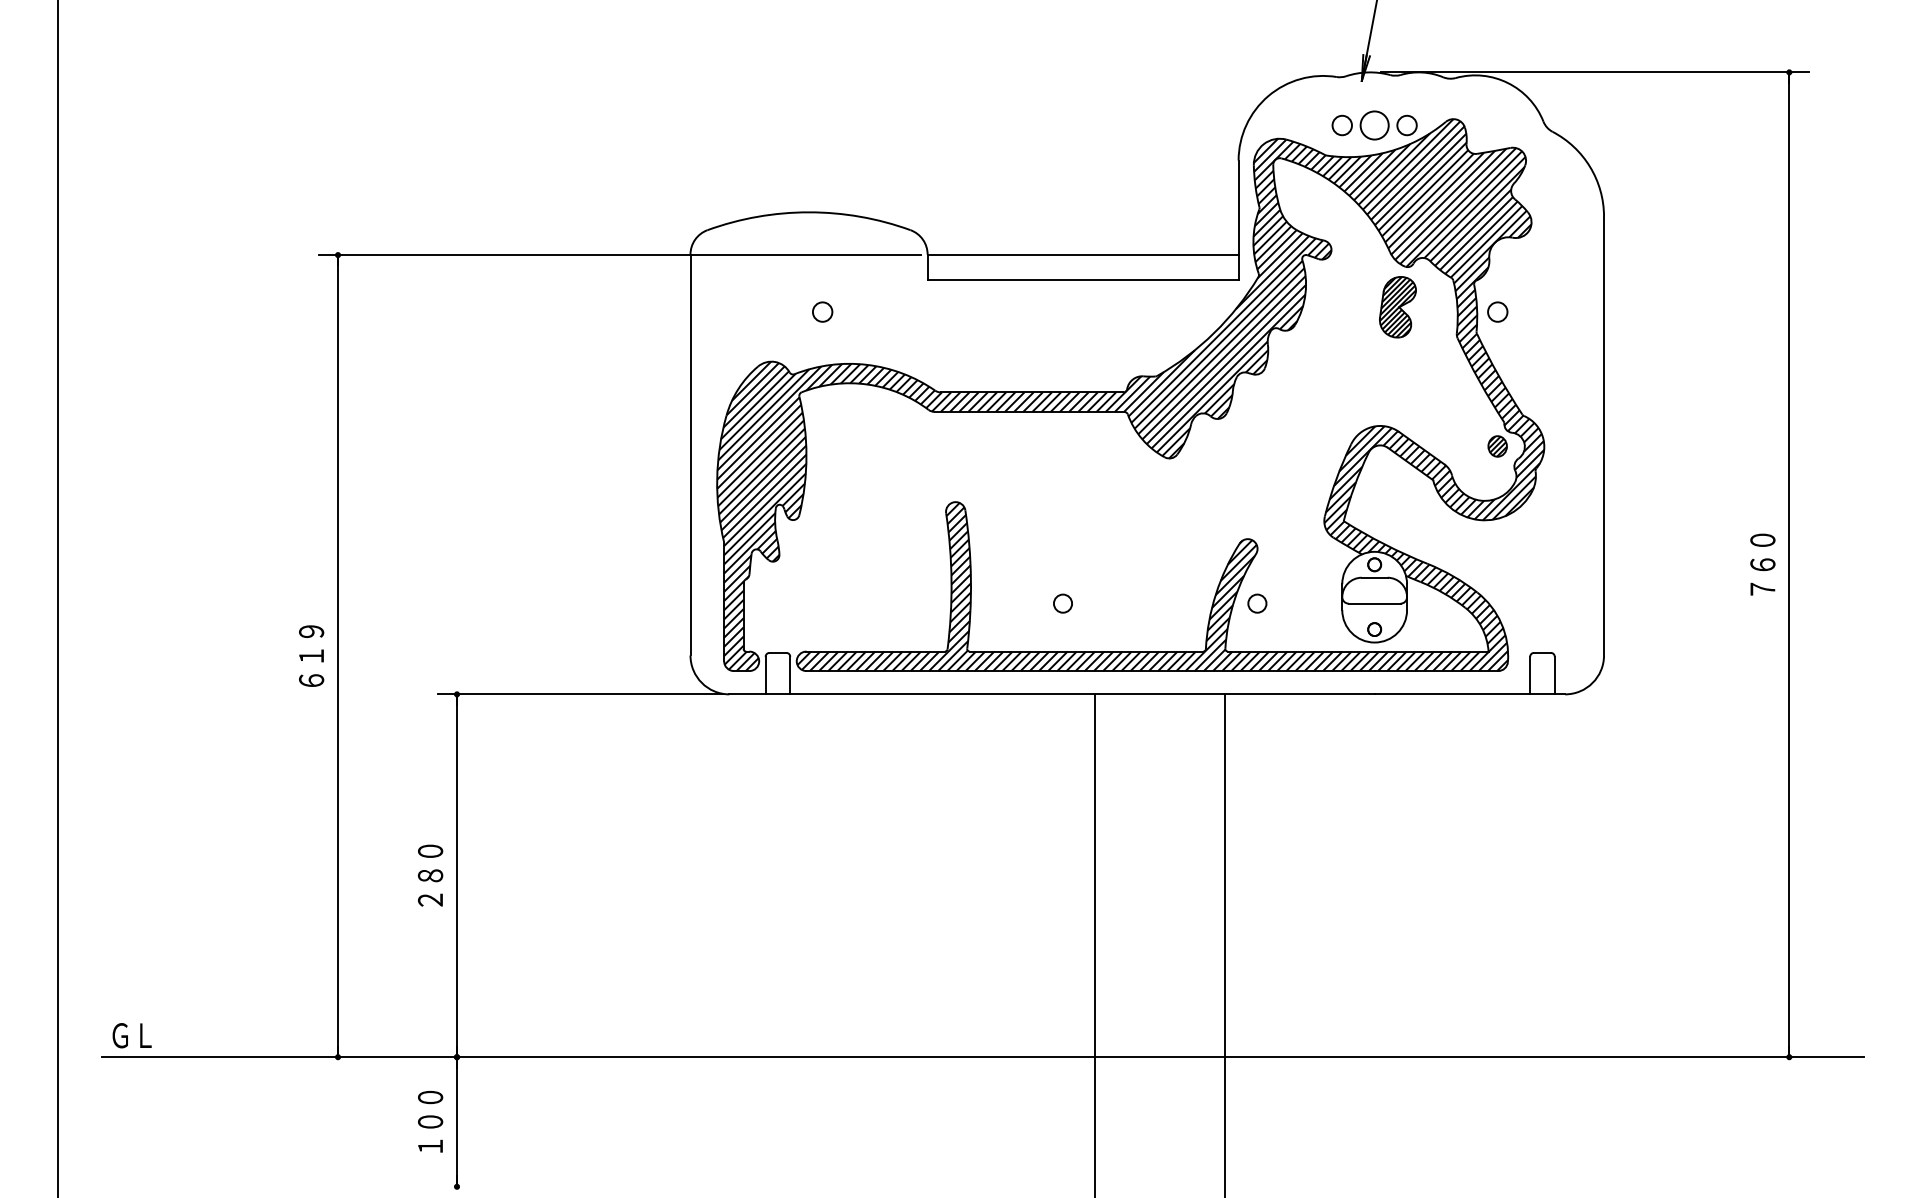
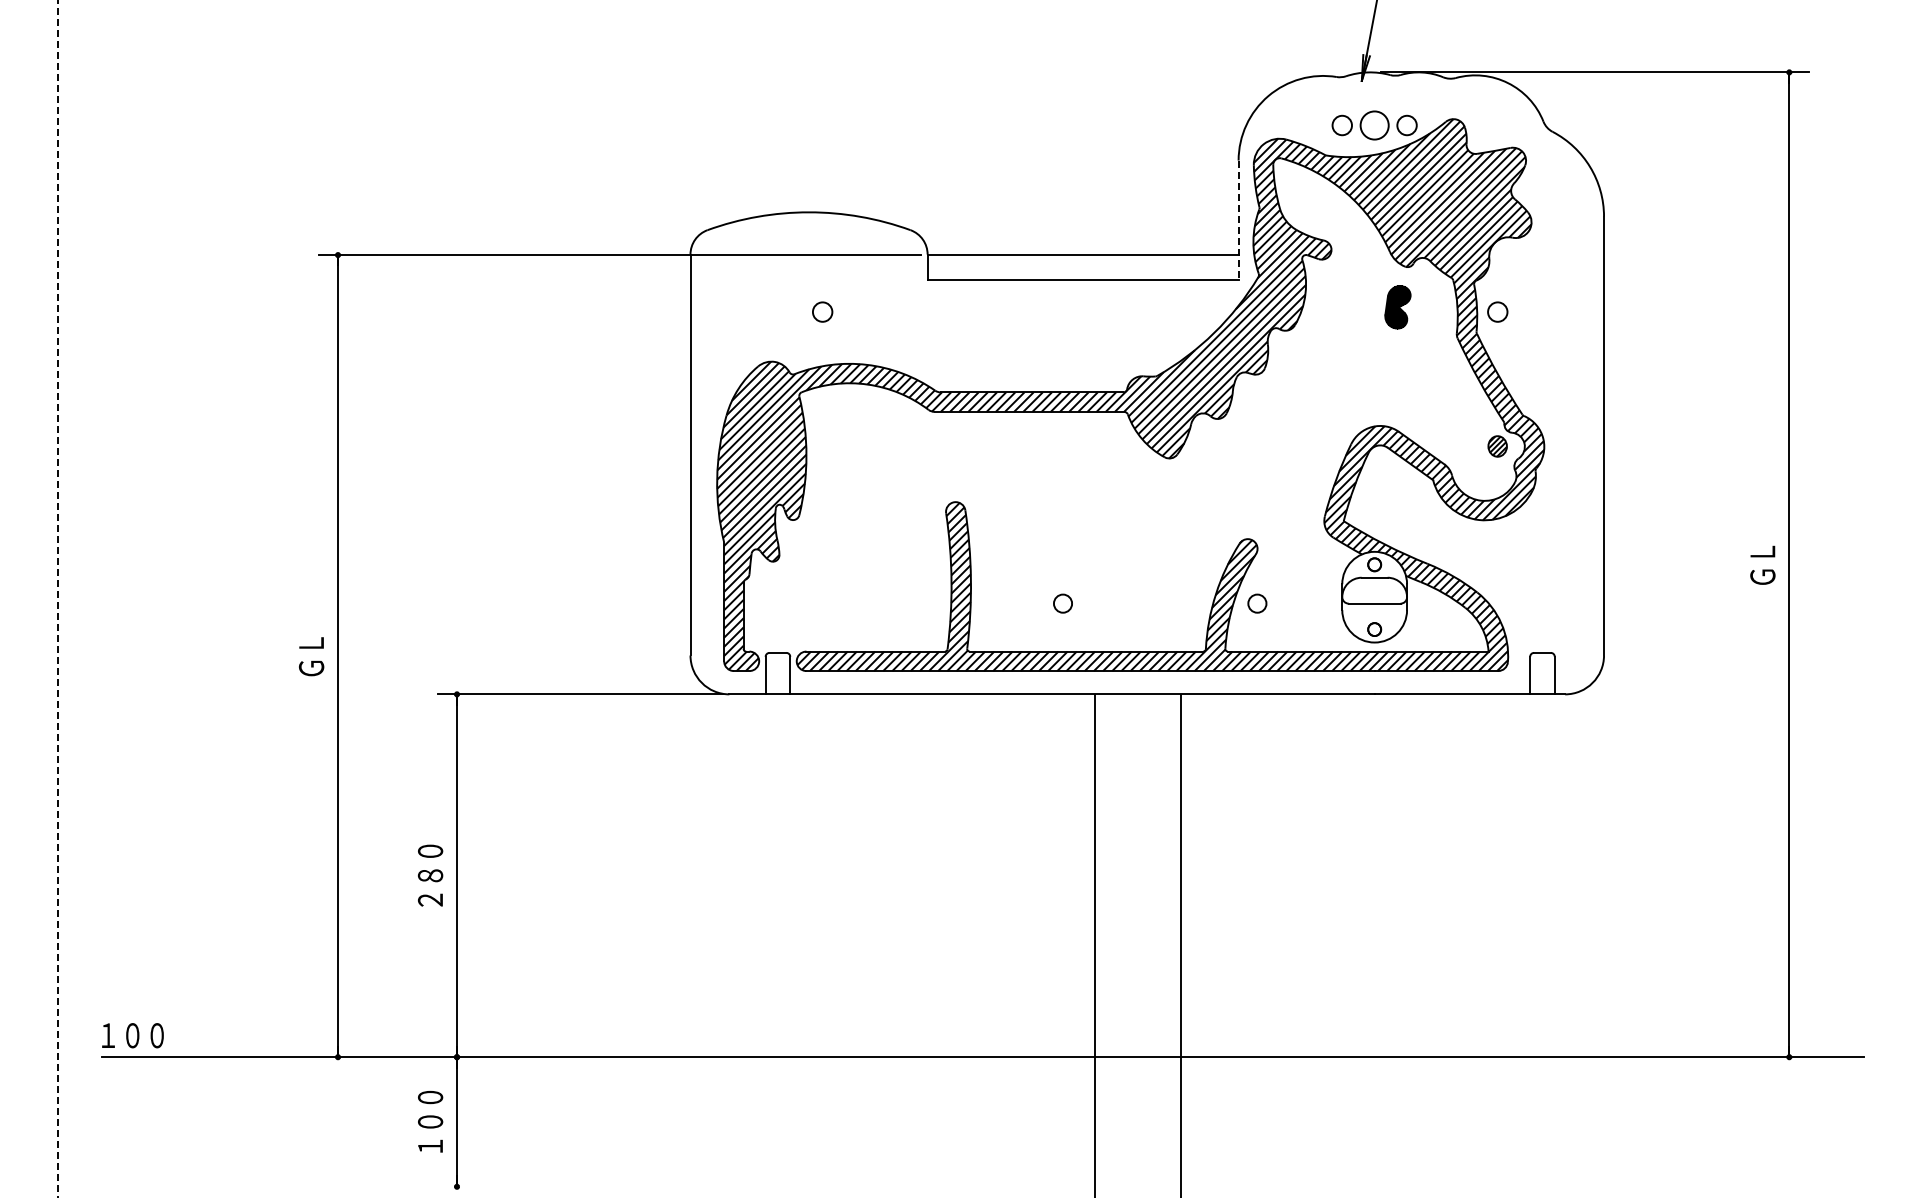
line: solid -> dashed (1238, 220)
part size: 38x63 px -> 28x45 px (1397, 307)
text: ７６０ -> ＧＬ (1762, 564)
line: solid -> dashed (57, 598)
text: ６１９ -> ＧＬ (311, 655)
line position: (1225, 944) -> (1181, 944) (1181, 944)
text: ＧＬ -> １００ (132, 1035)
